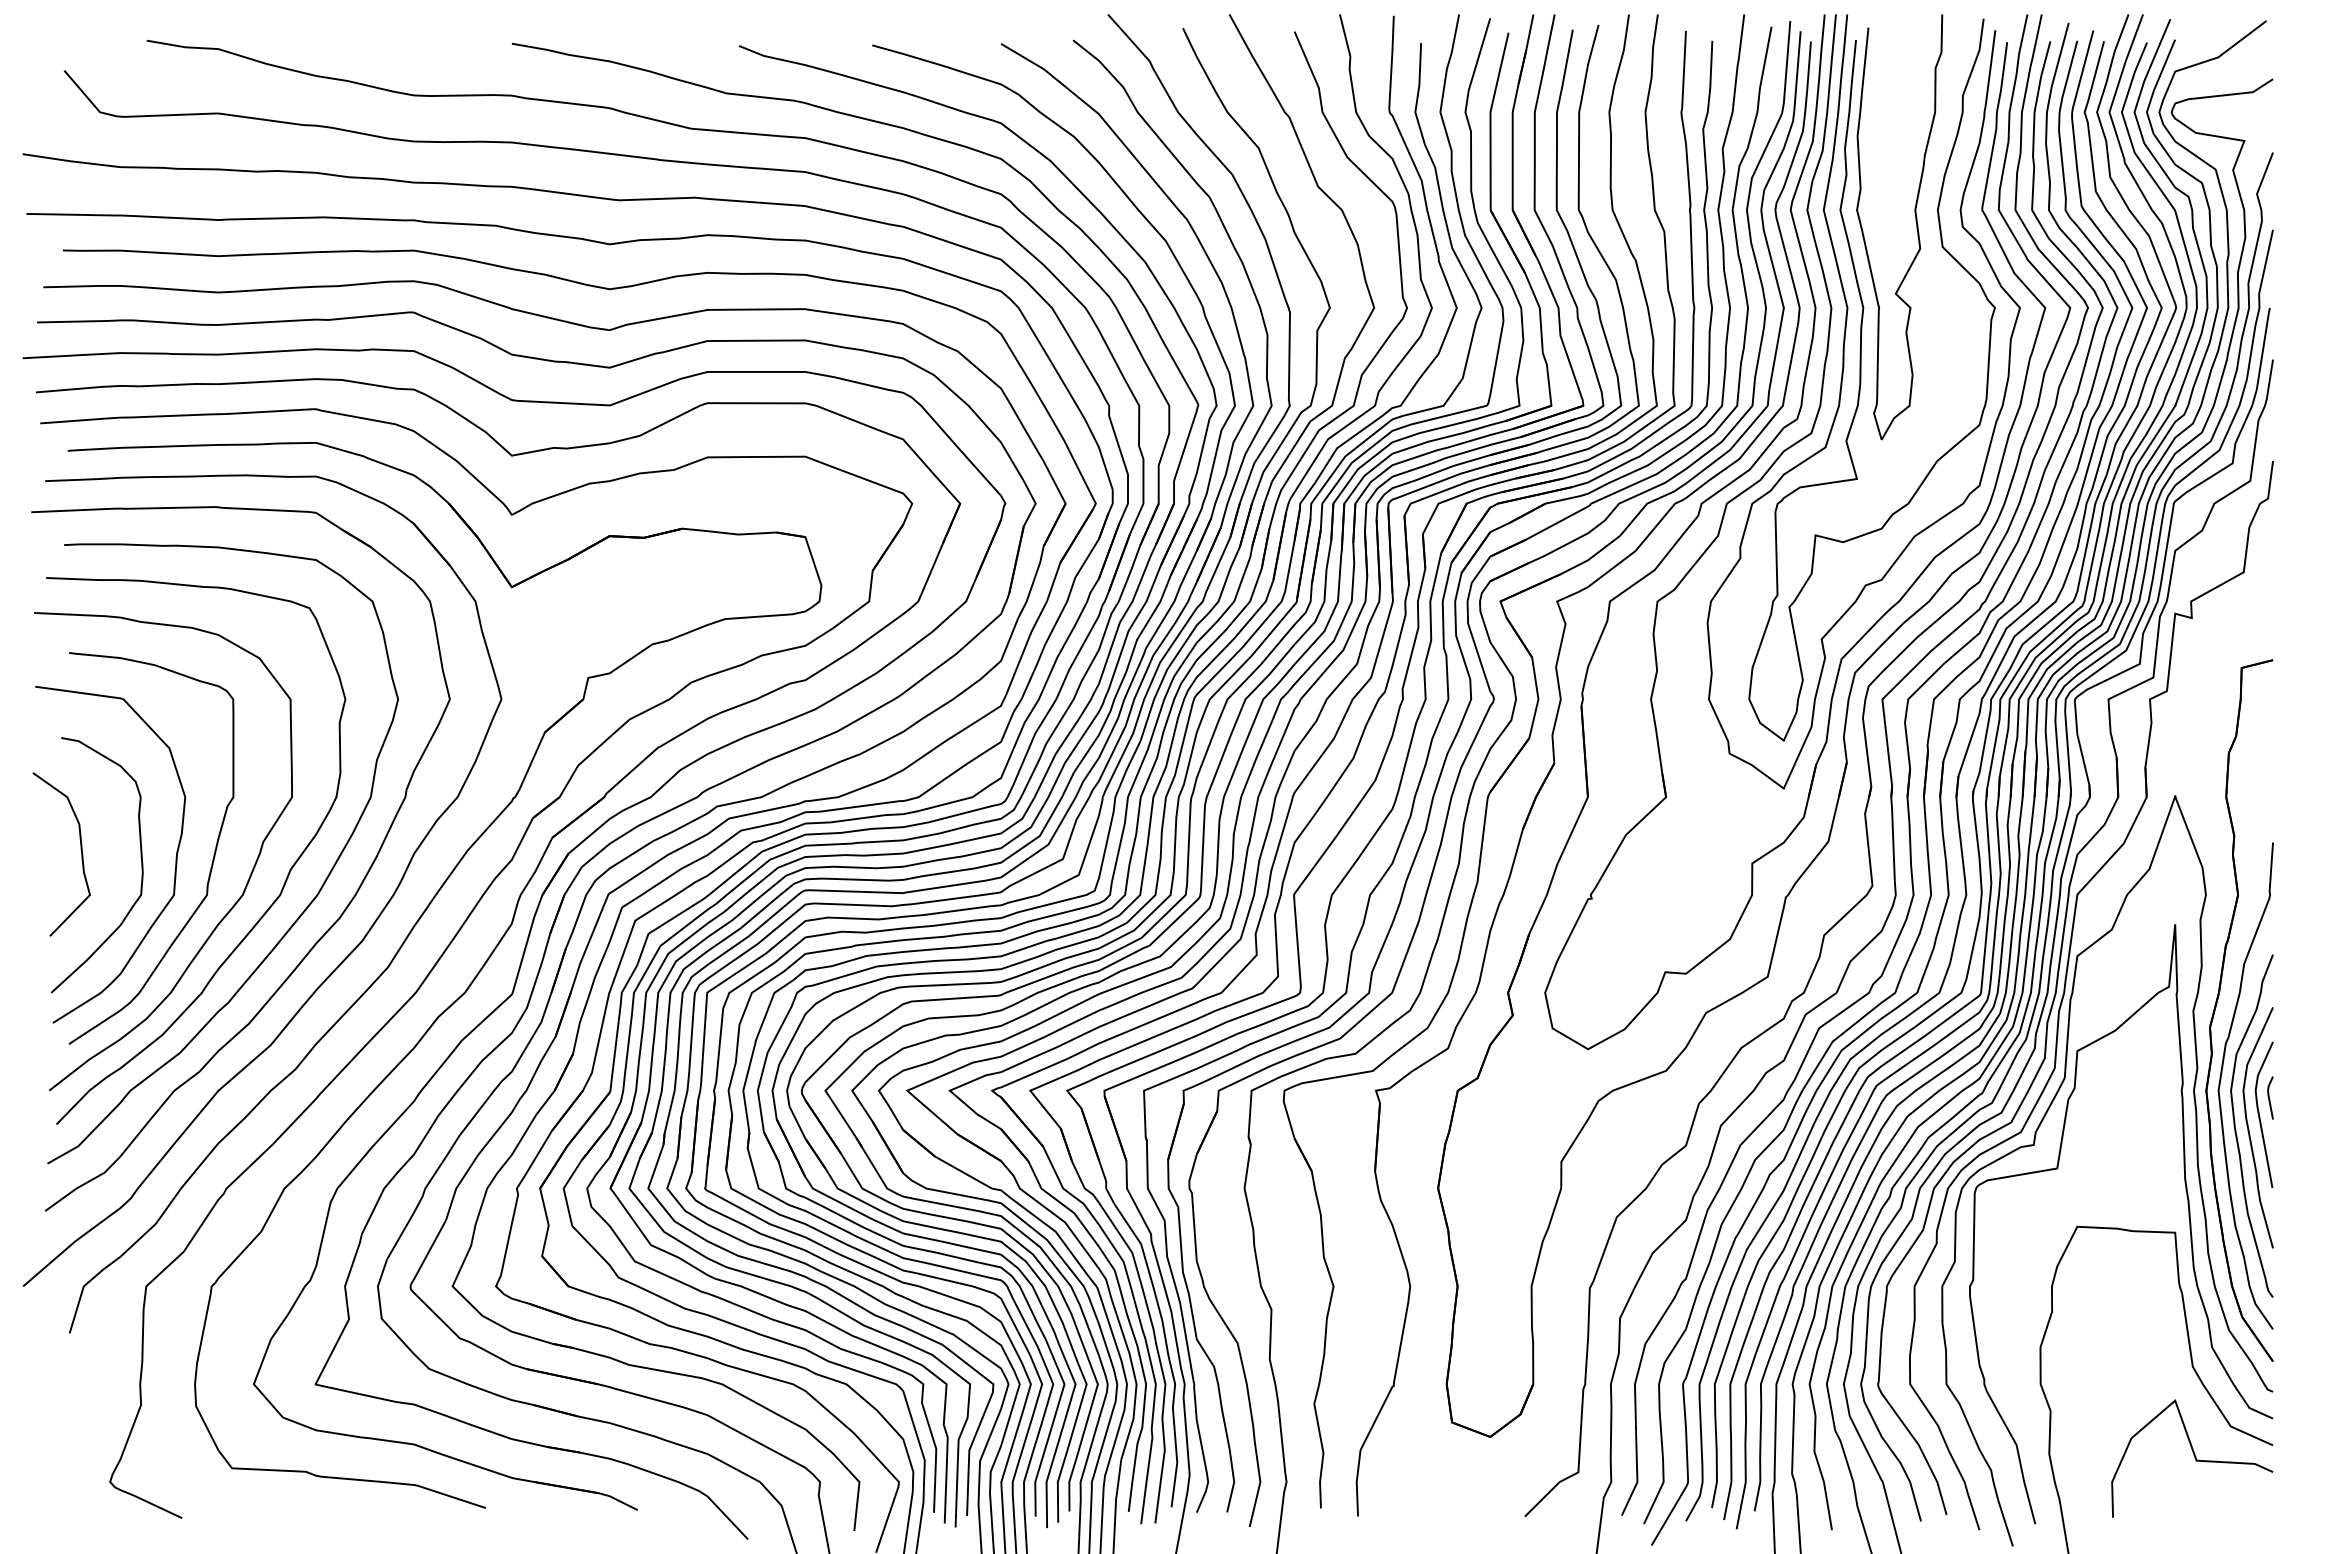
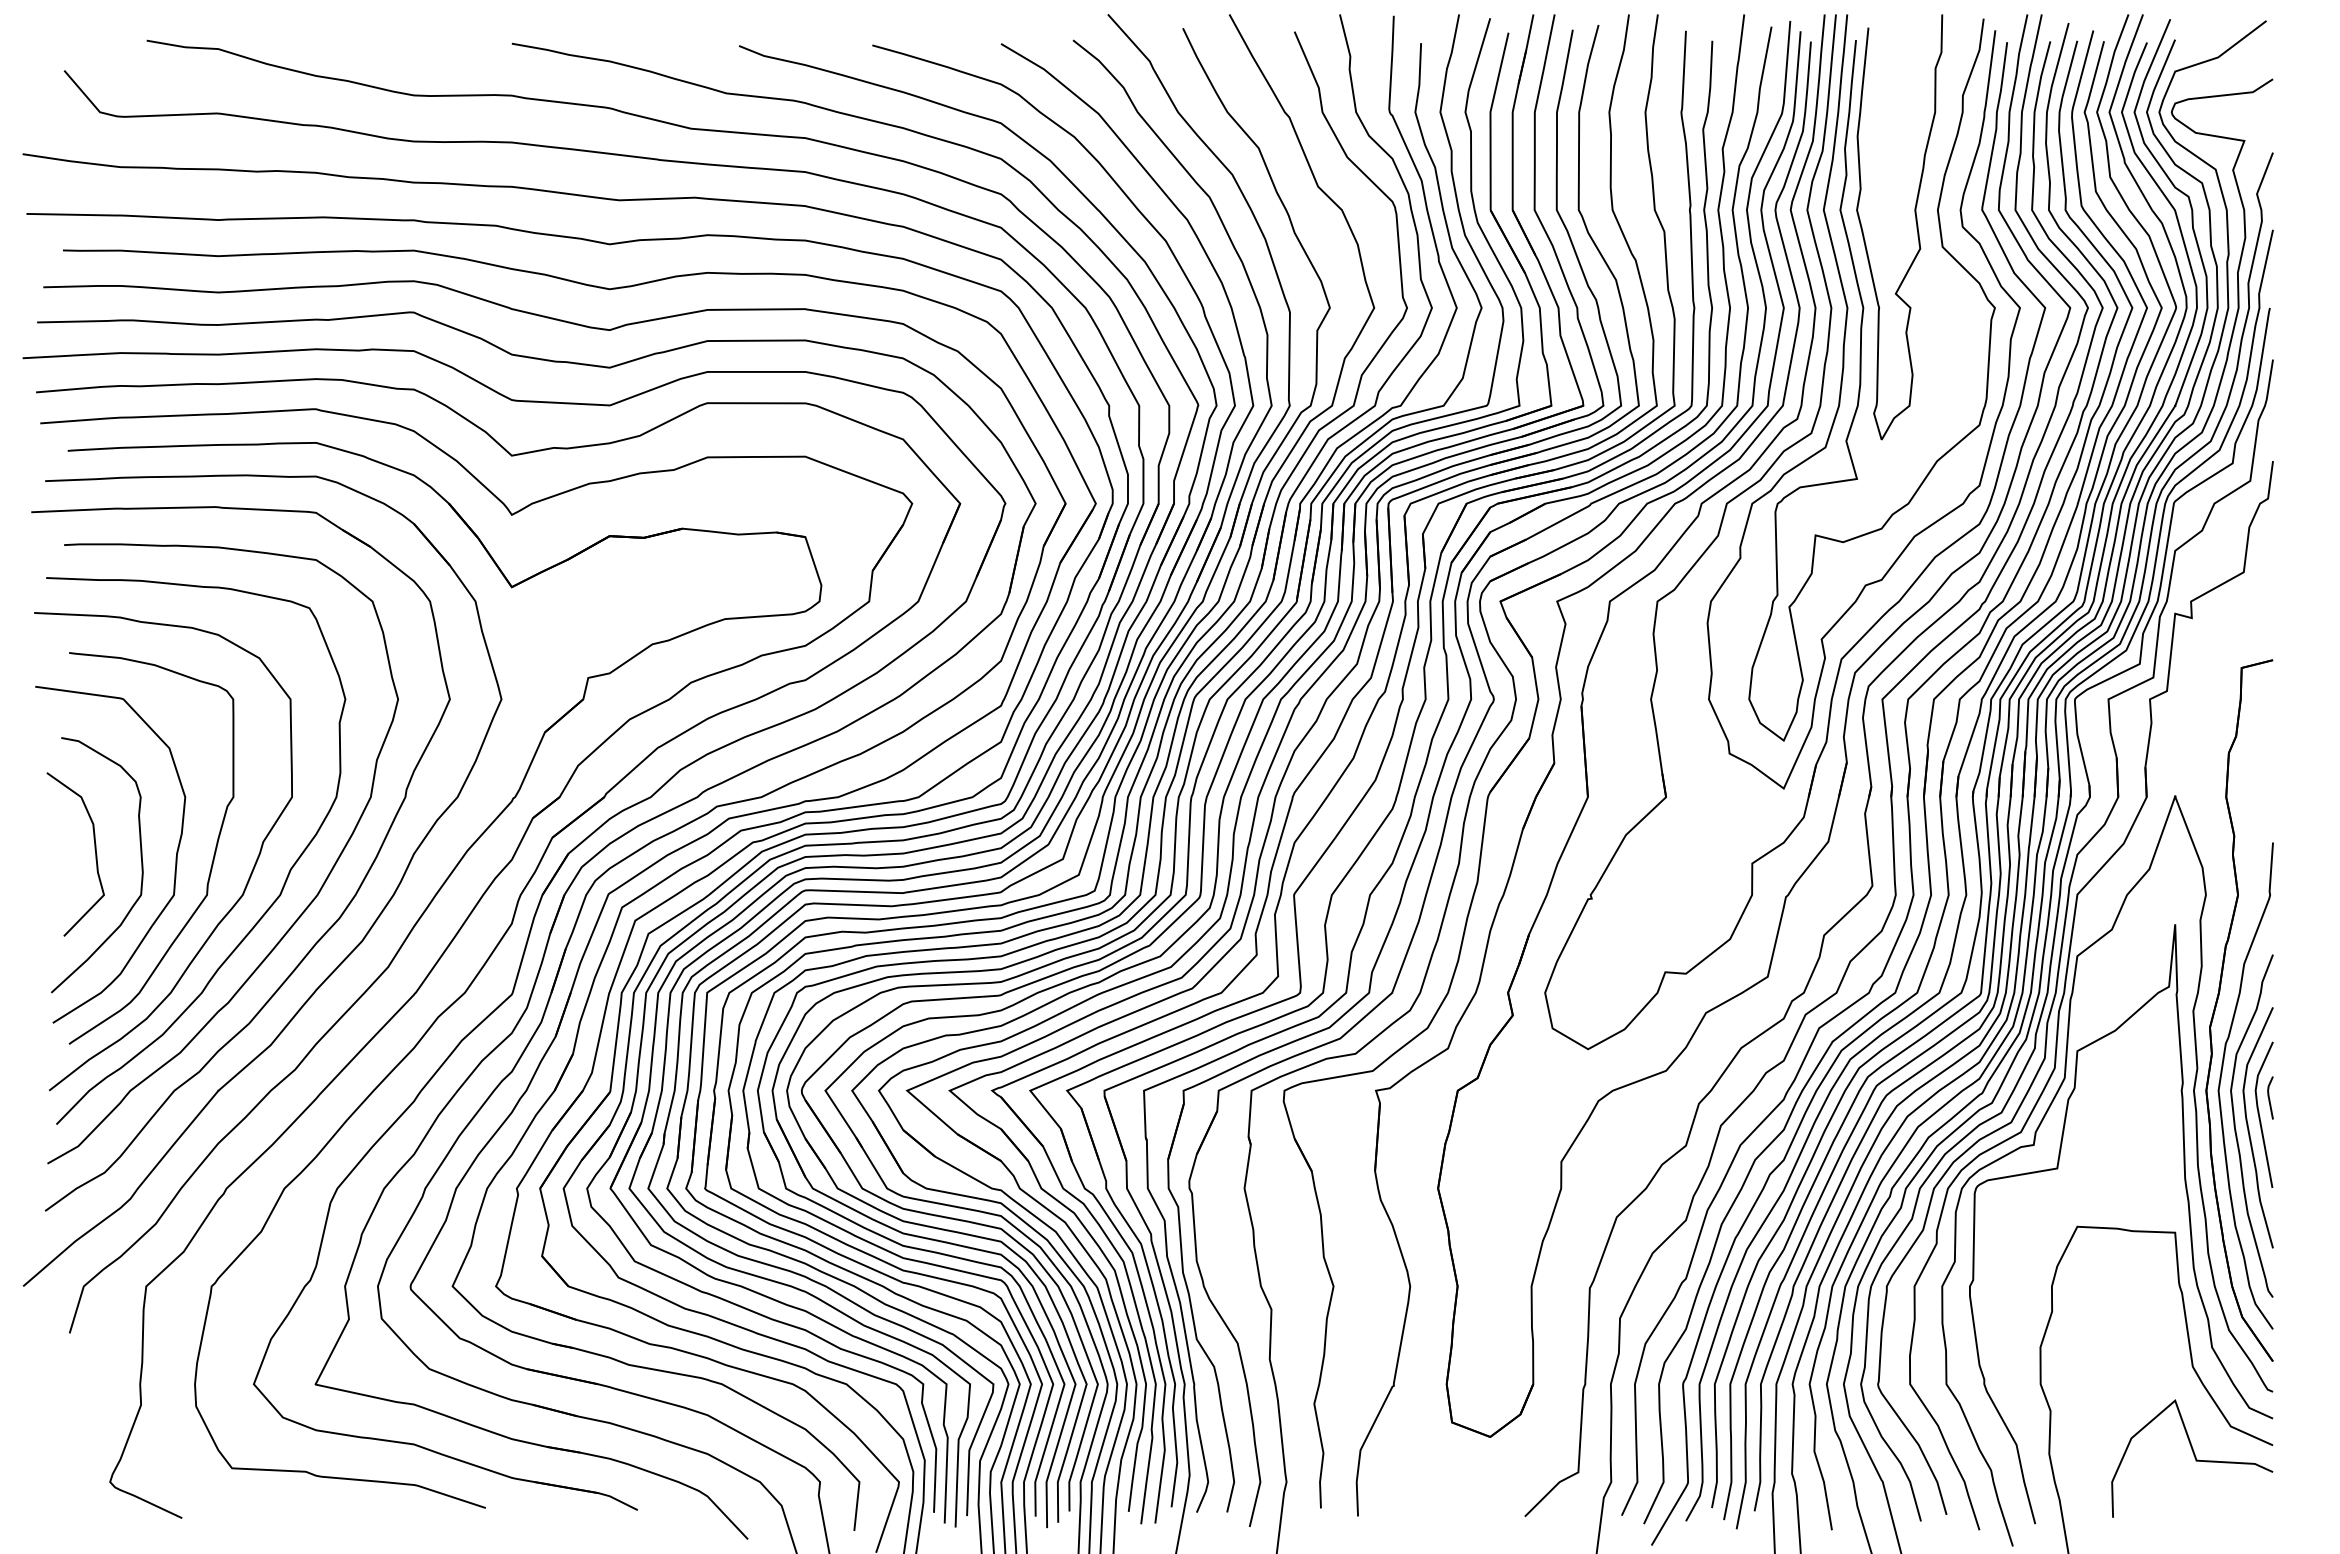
curve position: (80, 849) -> (94, 849) (94, 849)
